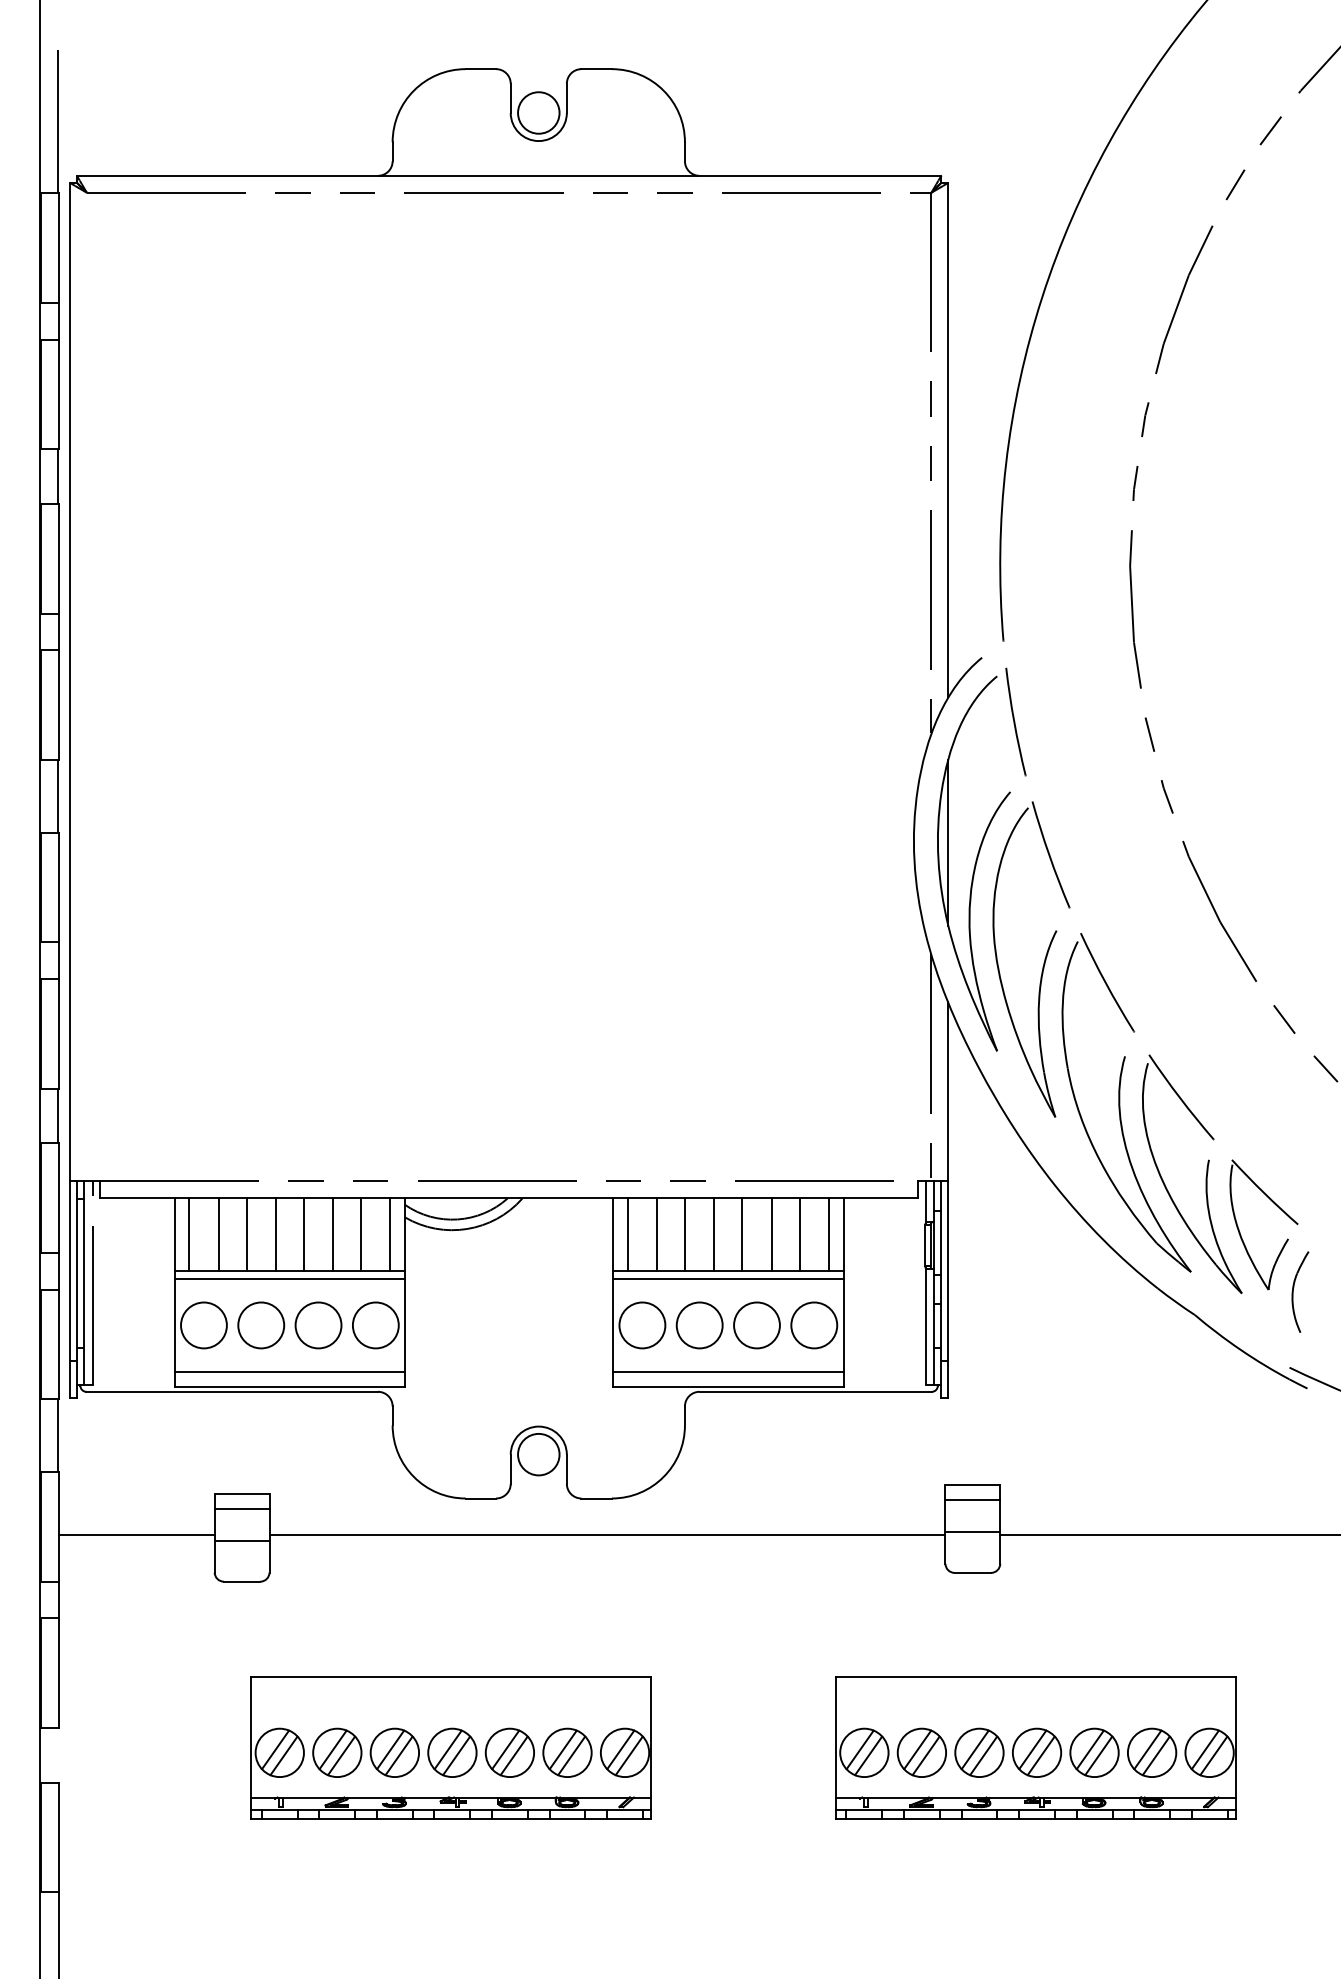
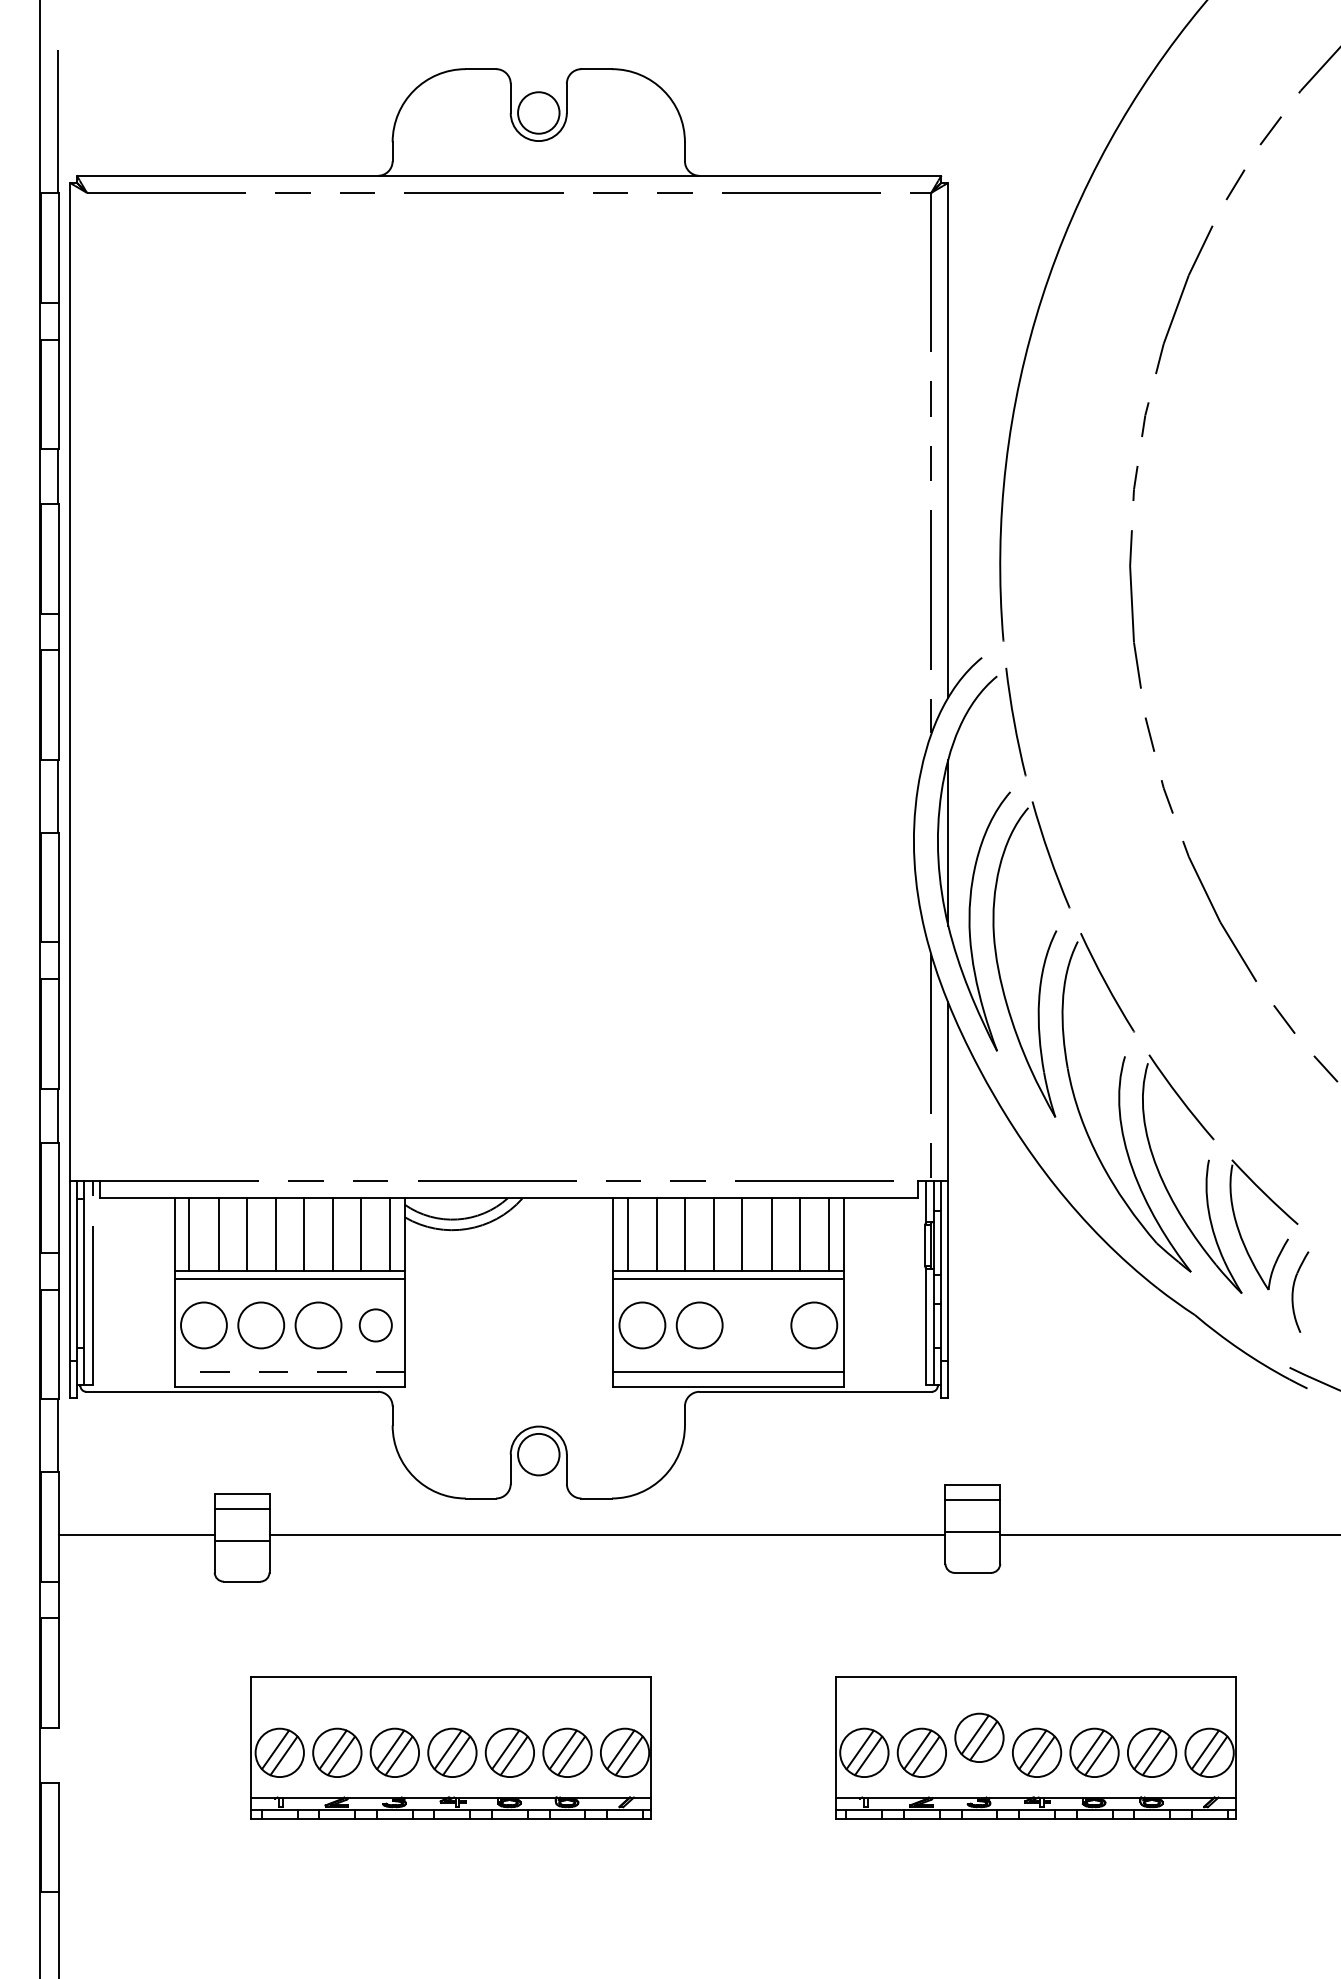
circle diameter: 46 px -> 32 px (375, 1325)
circle: present -> none (756, 1325)
line: solid -> dashed (289, 1372)
part position: (979, 1752) -> (979, 1737) (979, 1737)
